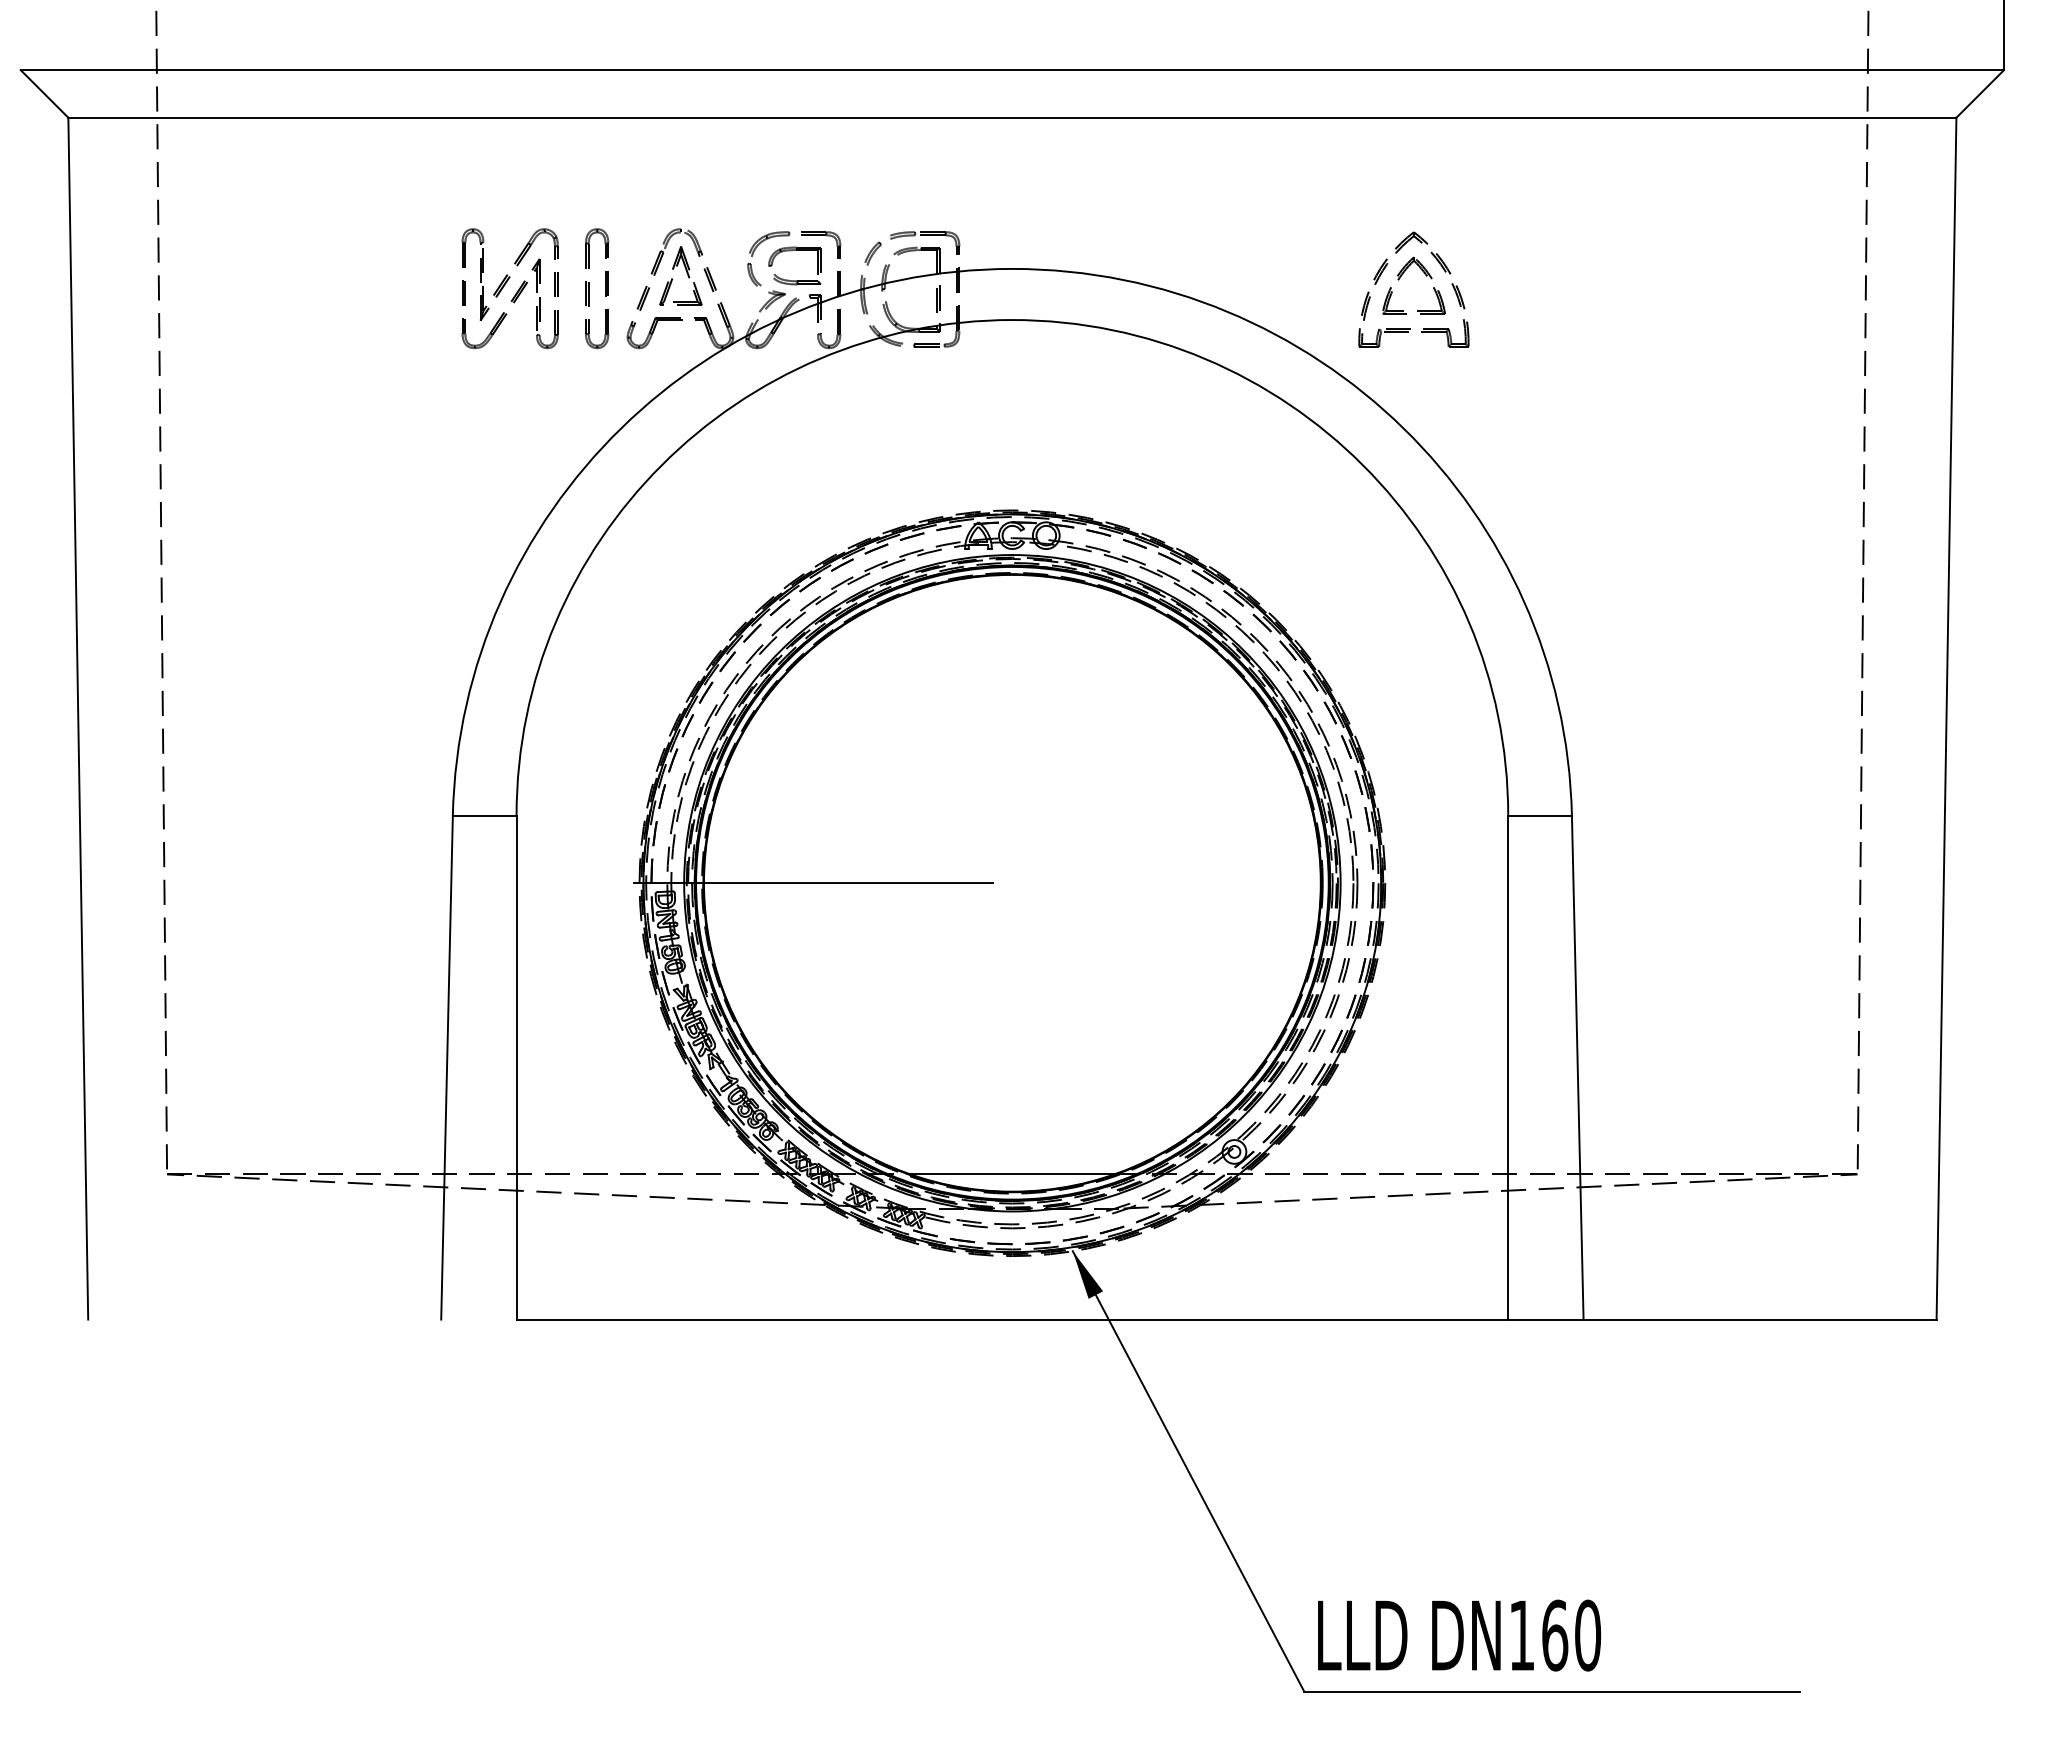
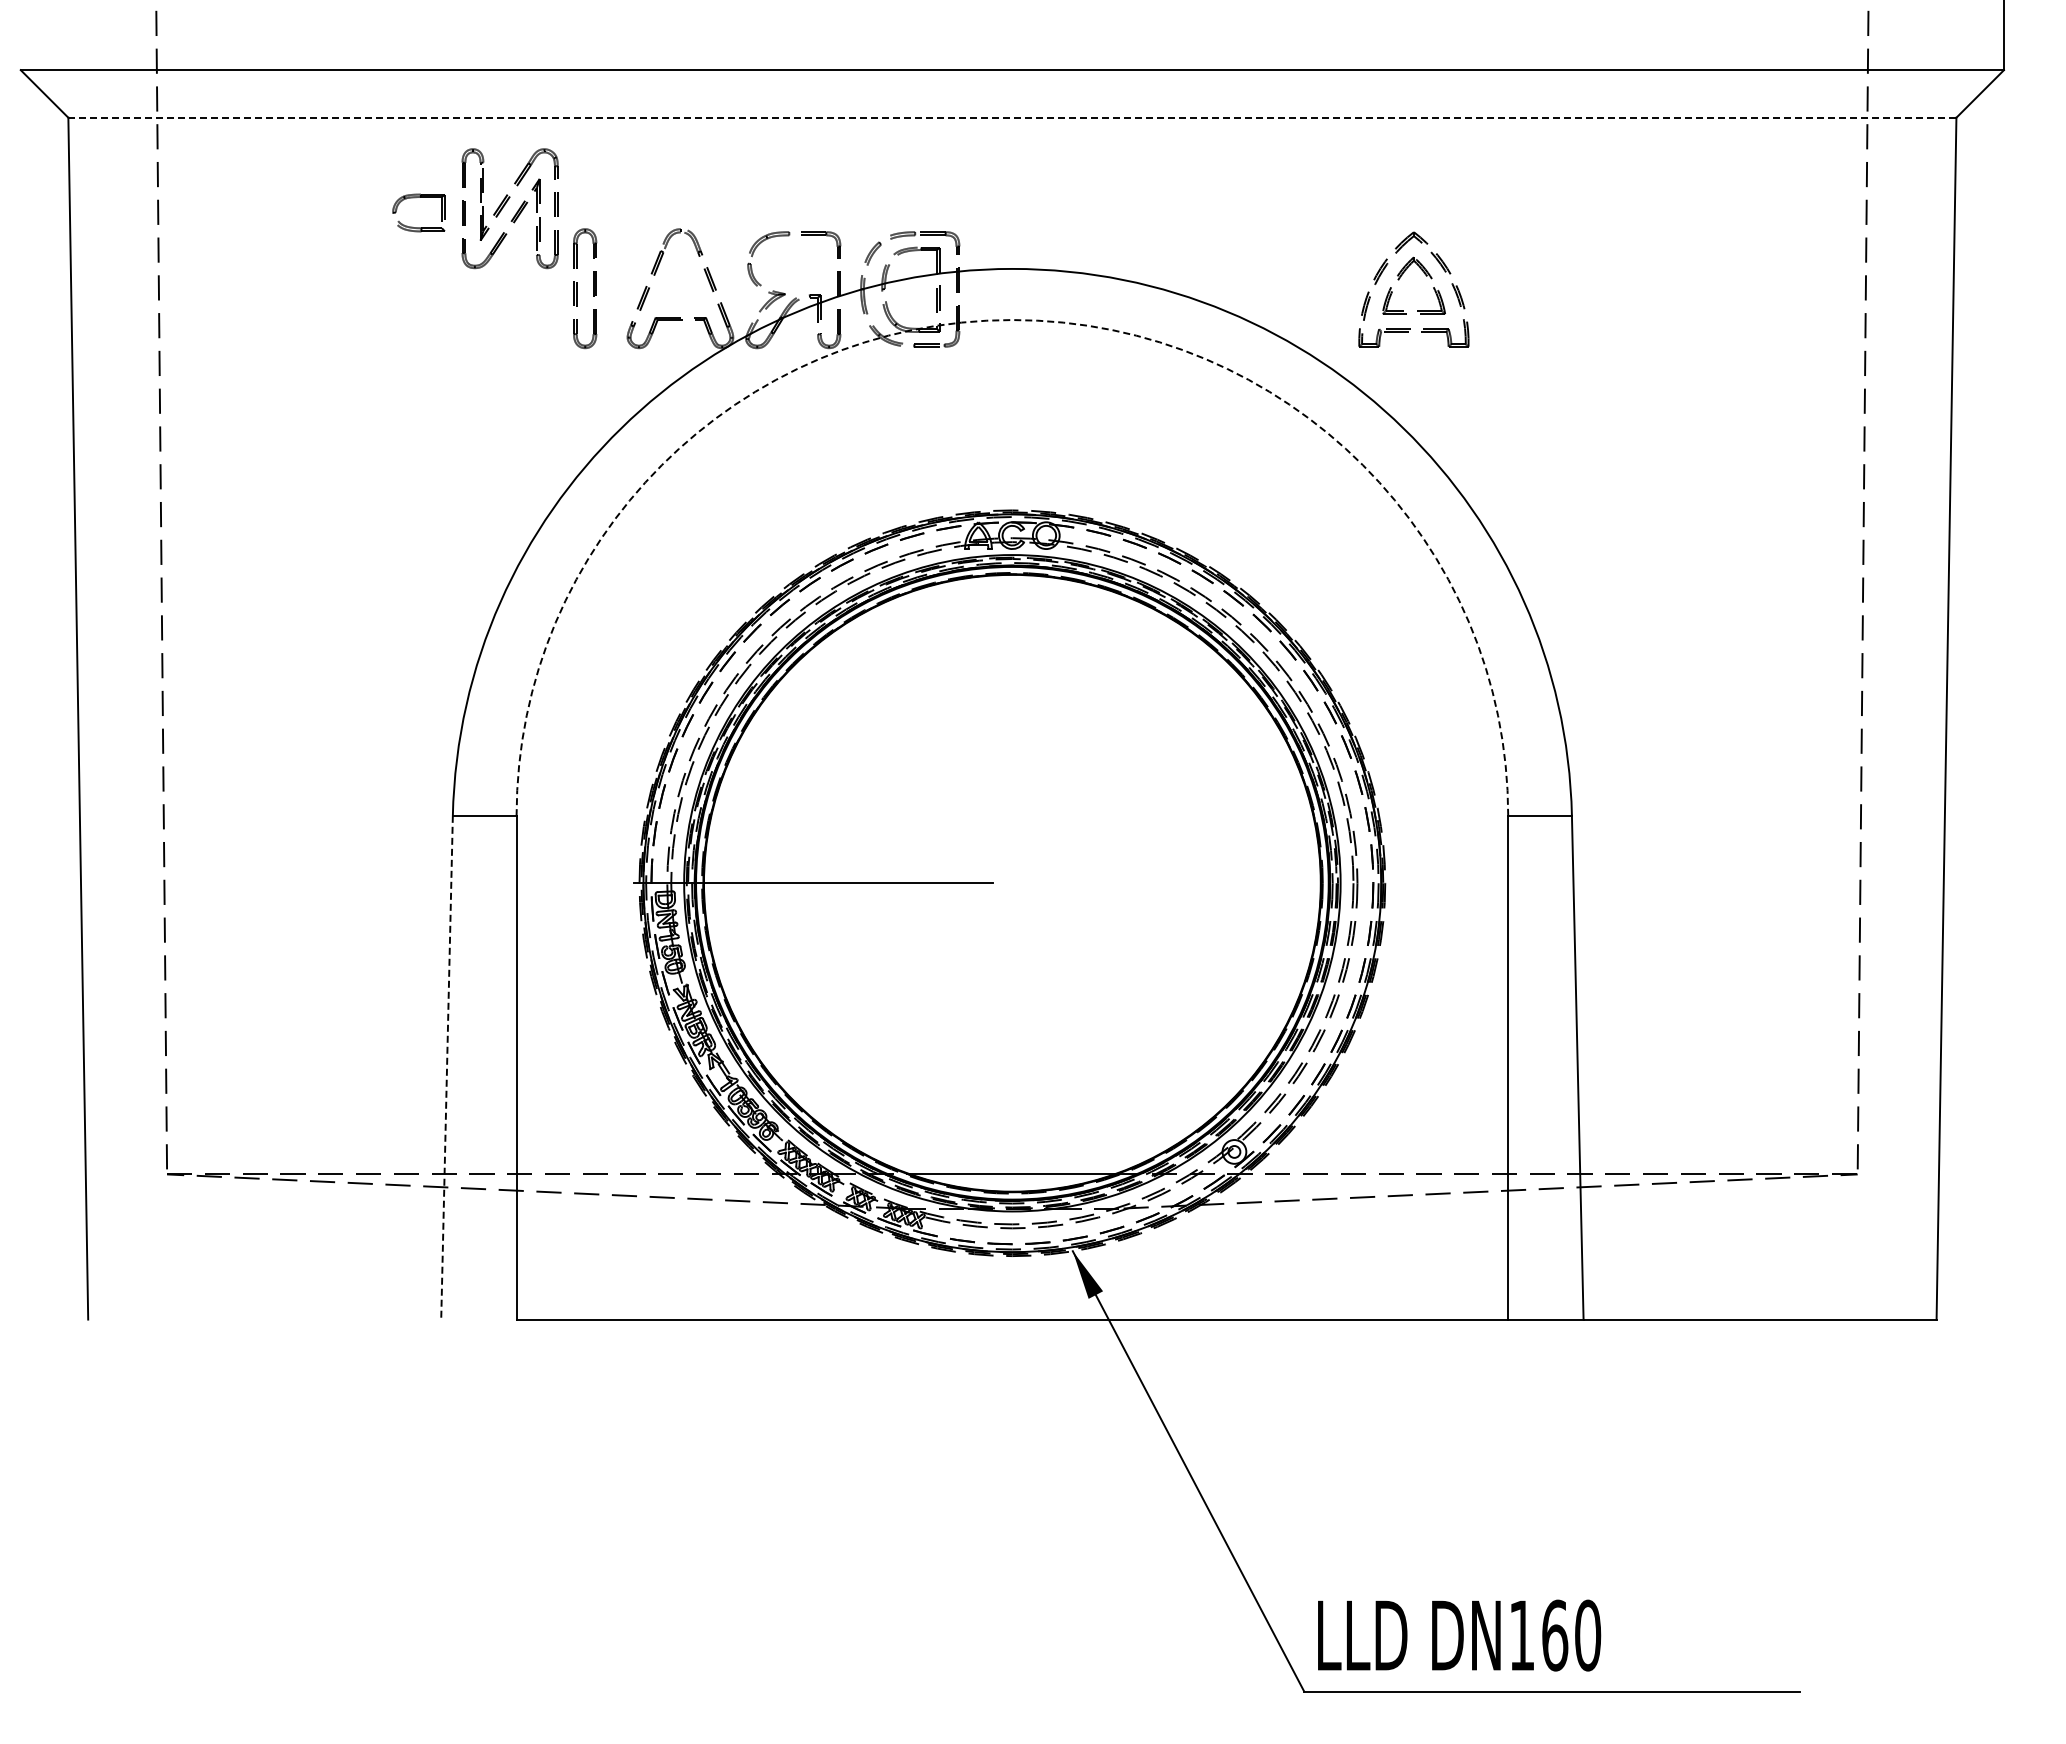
line: solid -> dashed (1012, 117)
part position: (792, 251) -> (416, 198) (416, 198)
part: present -> none (686, 273)
part position: (509, 288) -> (509, 208) (509, 208)
part position: (589, 288) -> (577, 288) (577, 288)
arc: solid -> dashed (1012, 320)
line: solid -> dashed (447, 1067)
